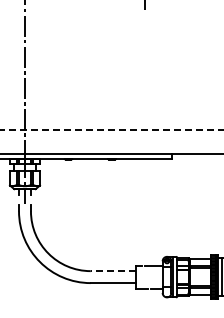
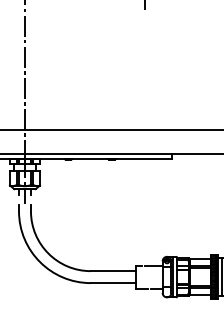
line: dashed -> solid (111, 129)
line: dashed -> solid (113, 271)
